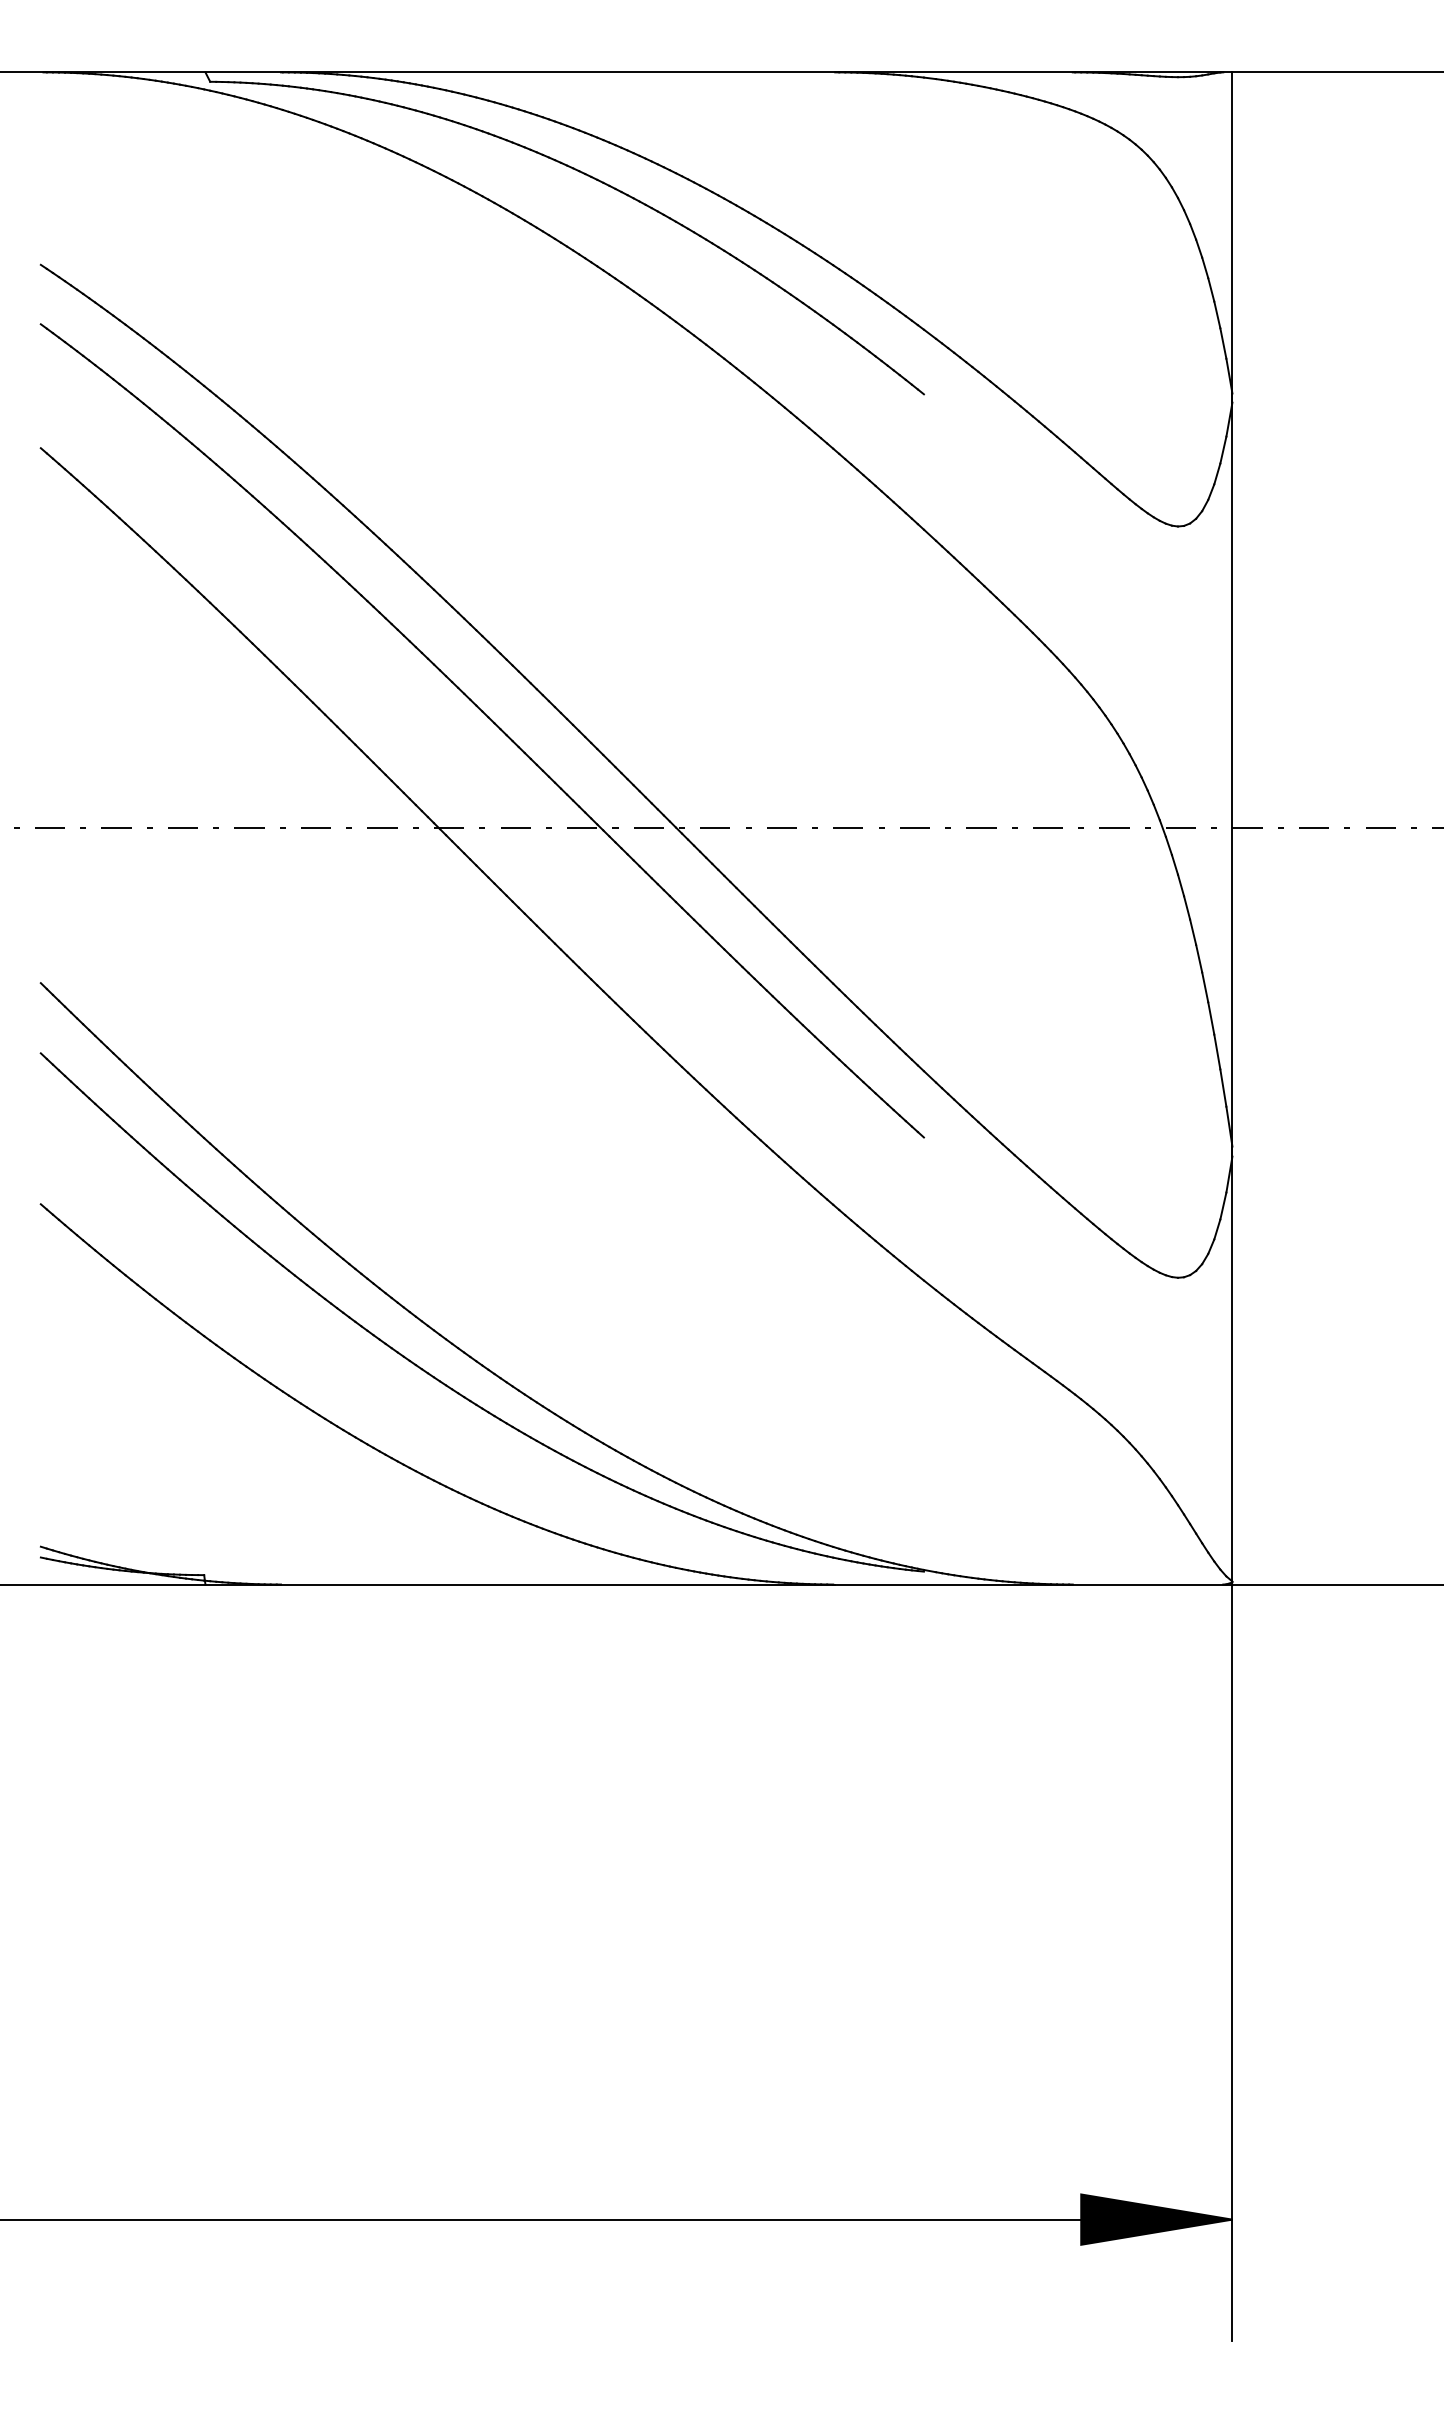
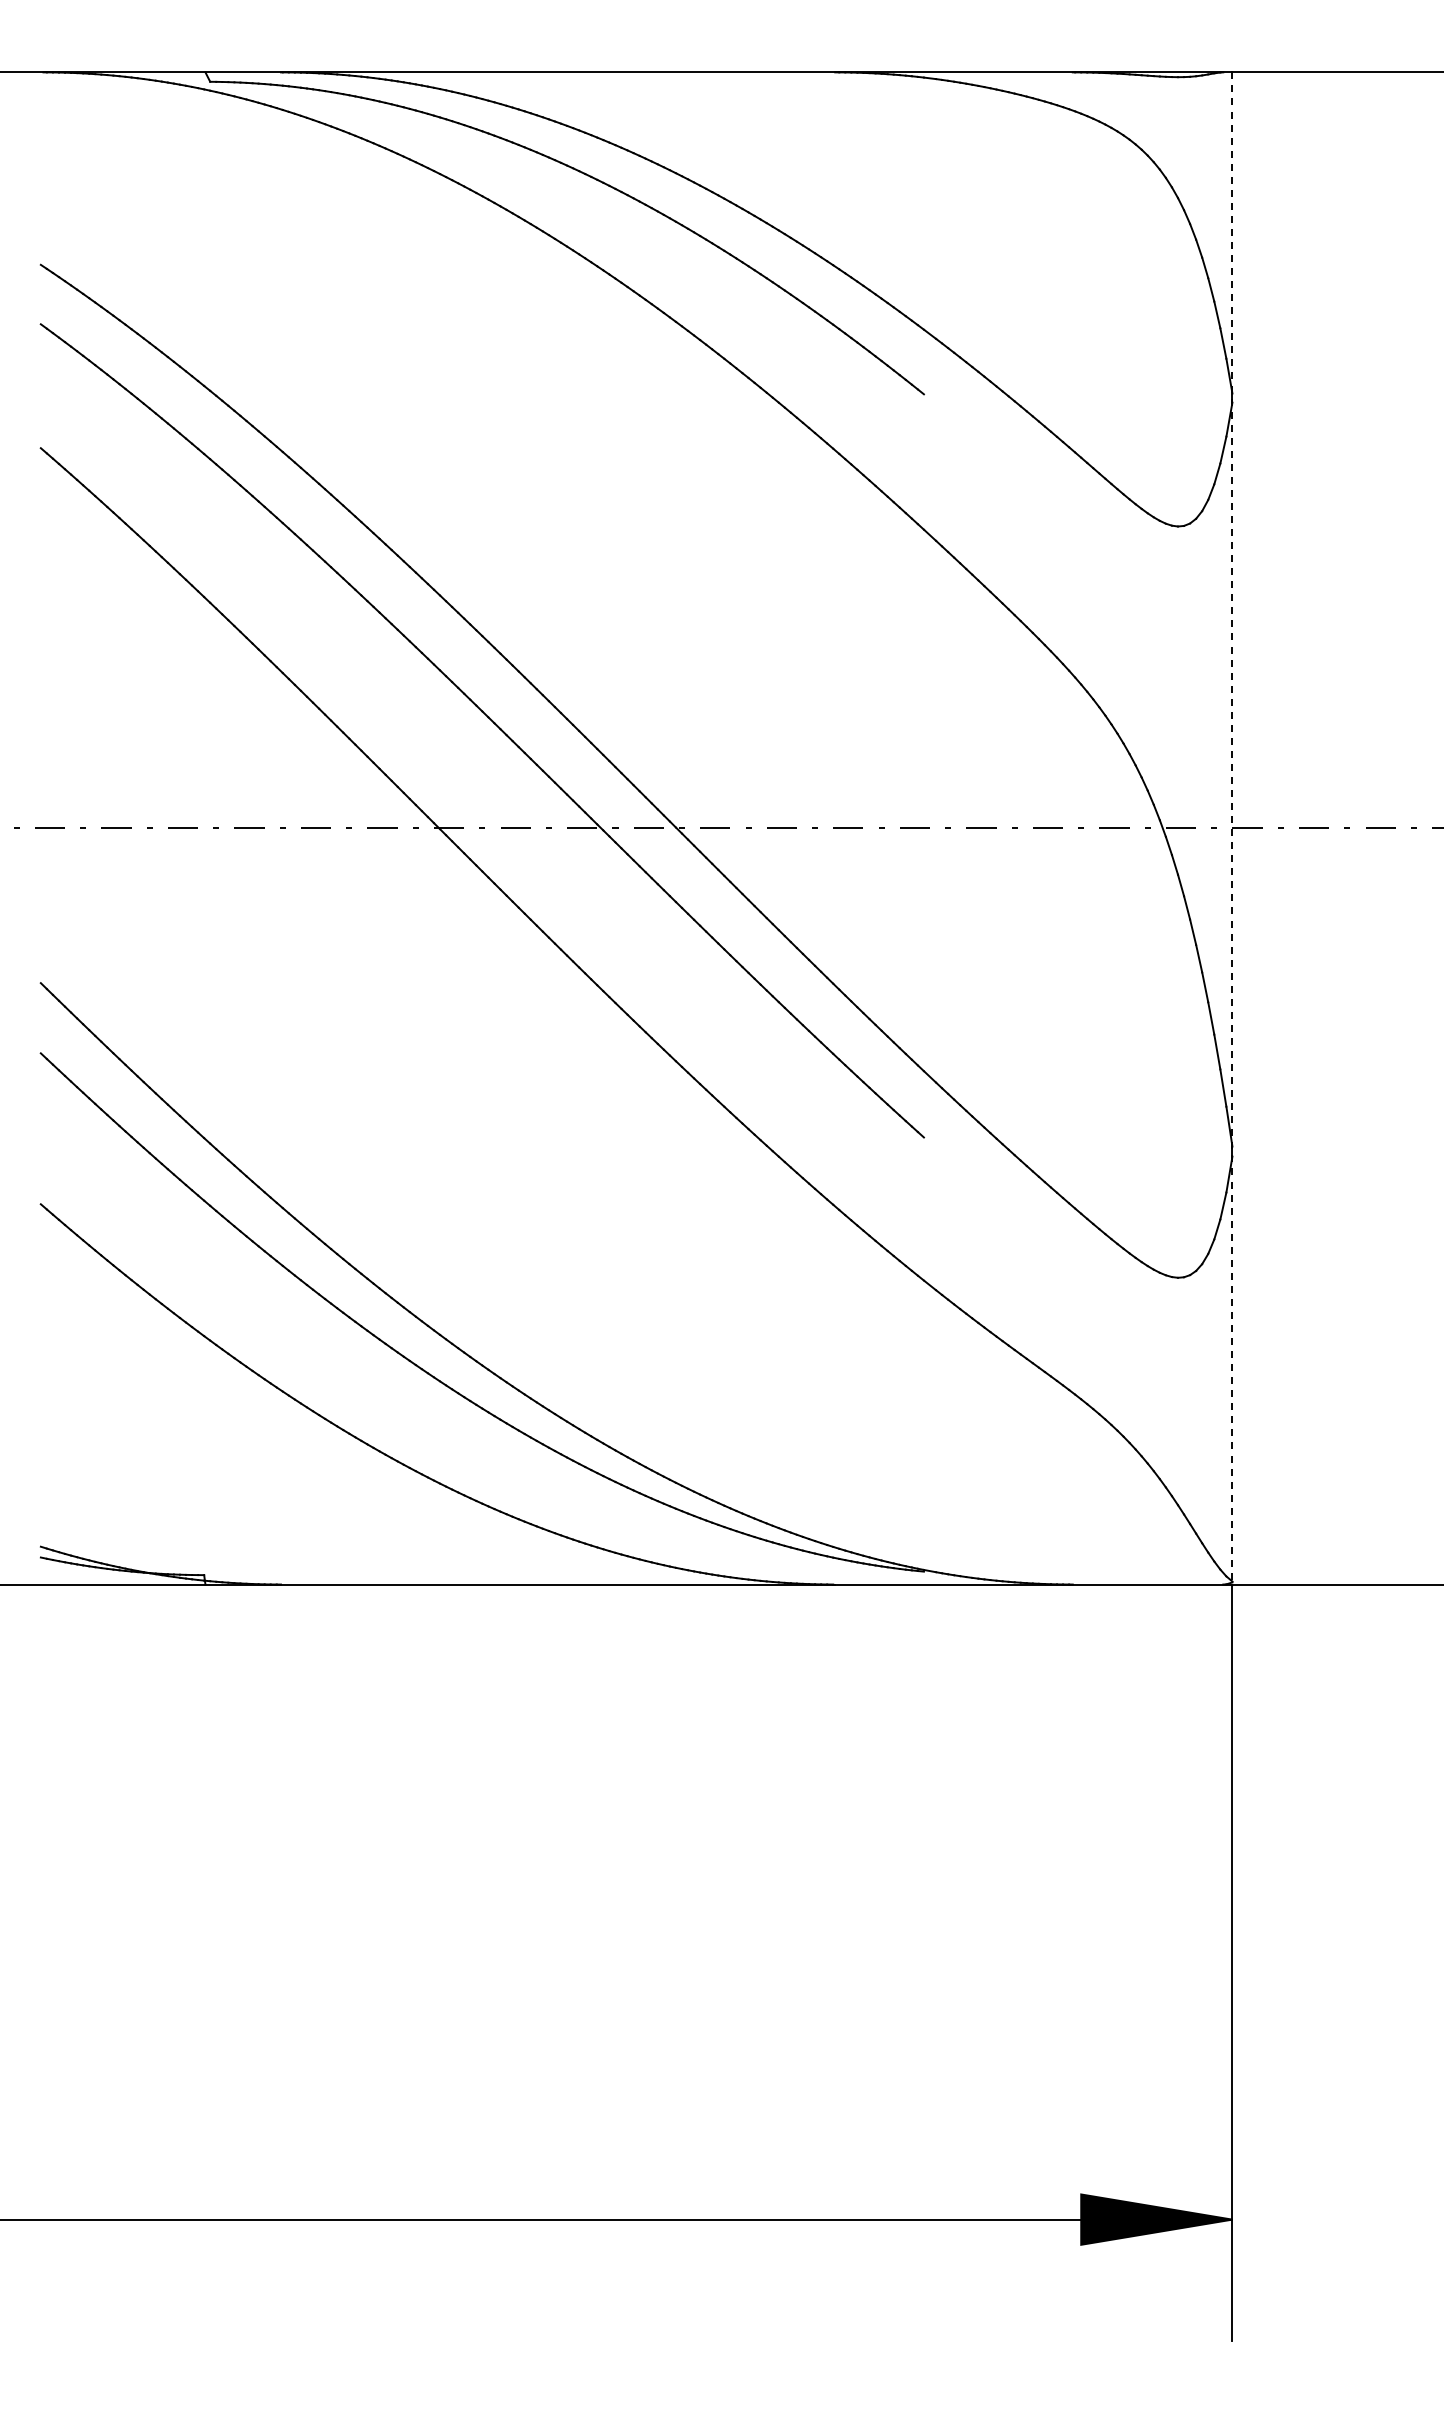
line: solid -> dashed (1232, 828)
